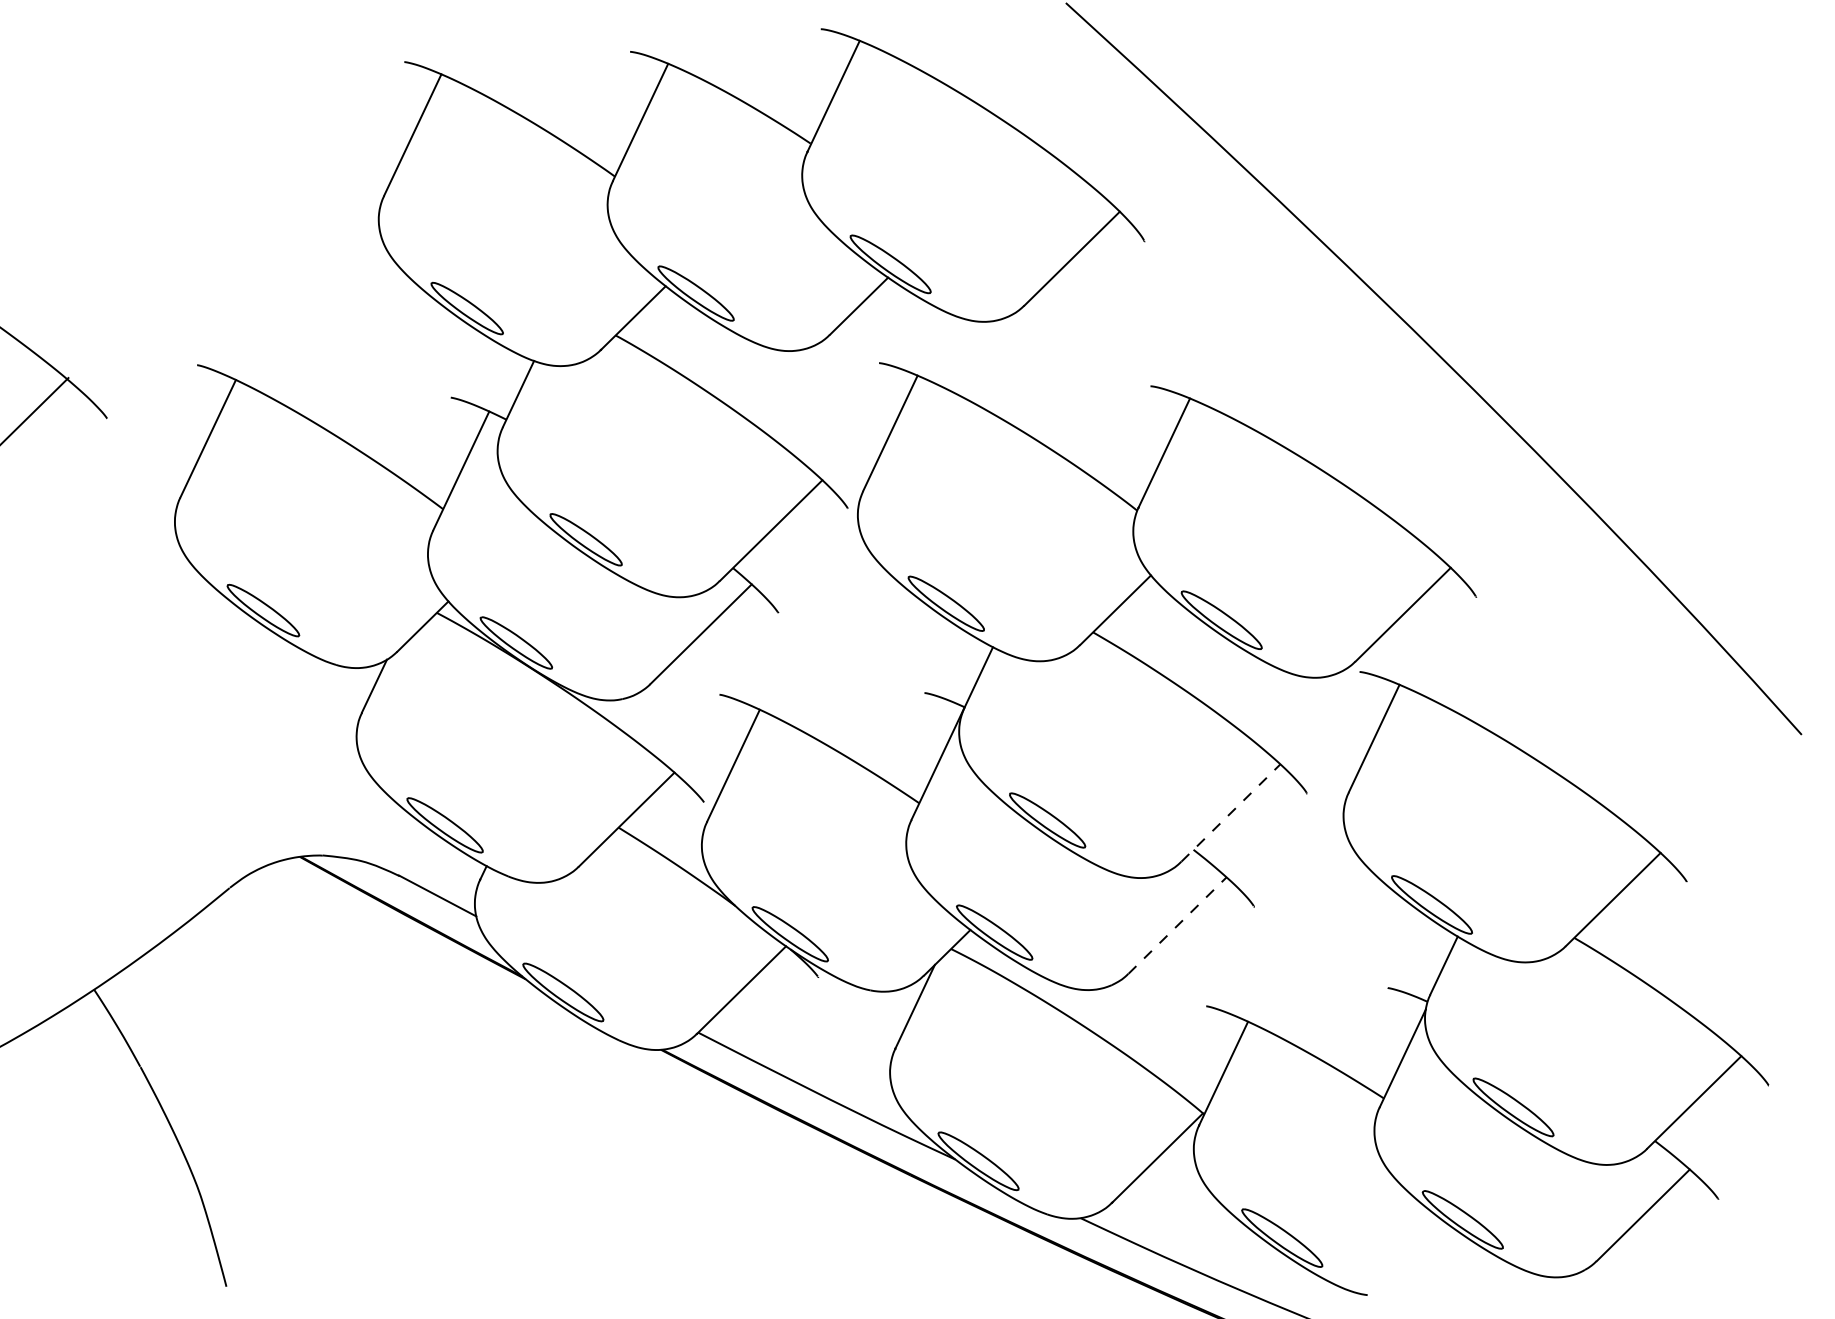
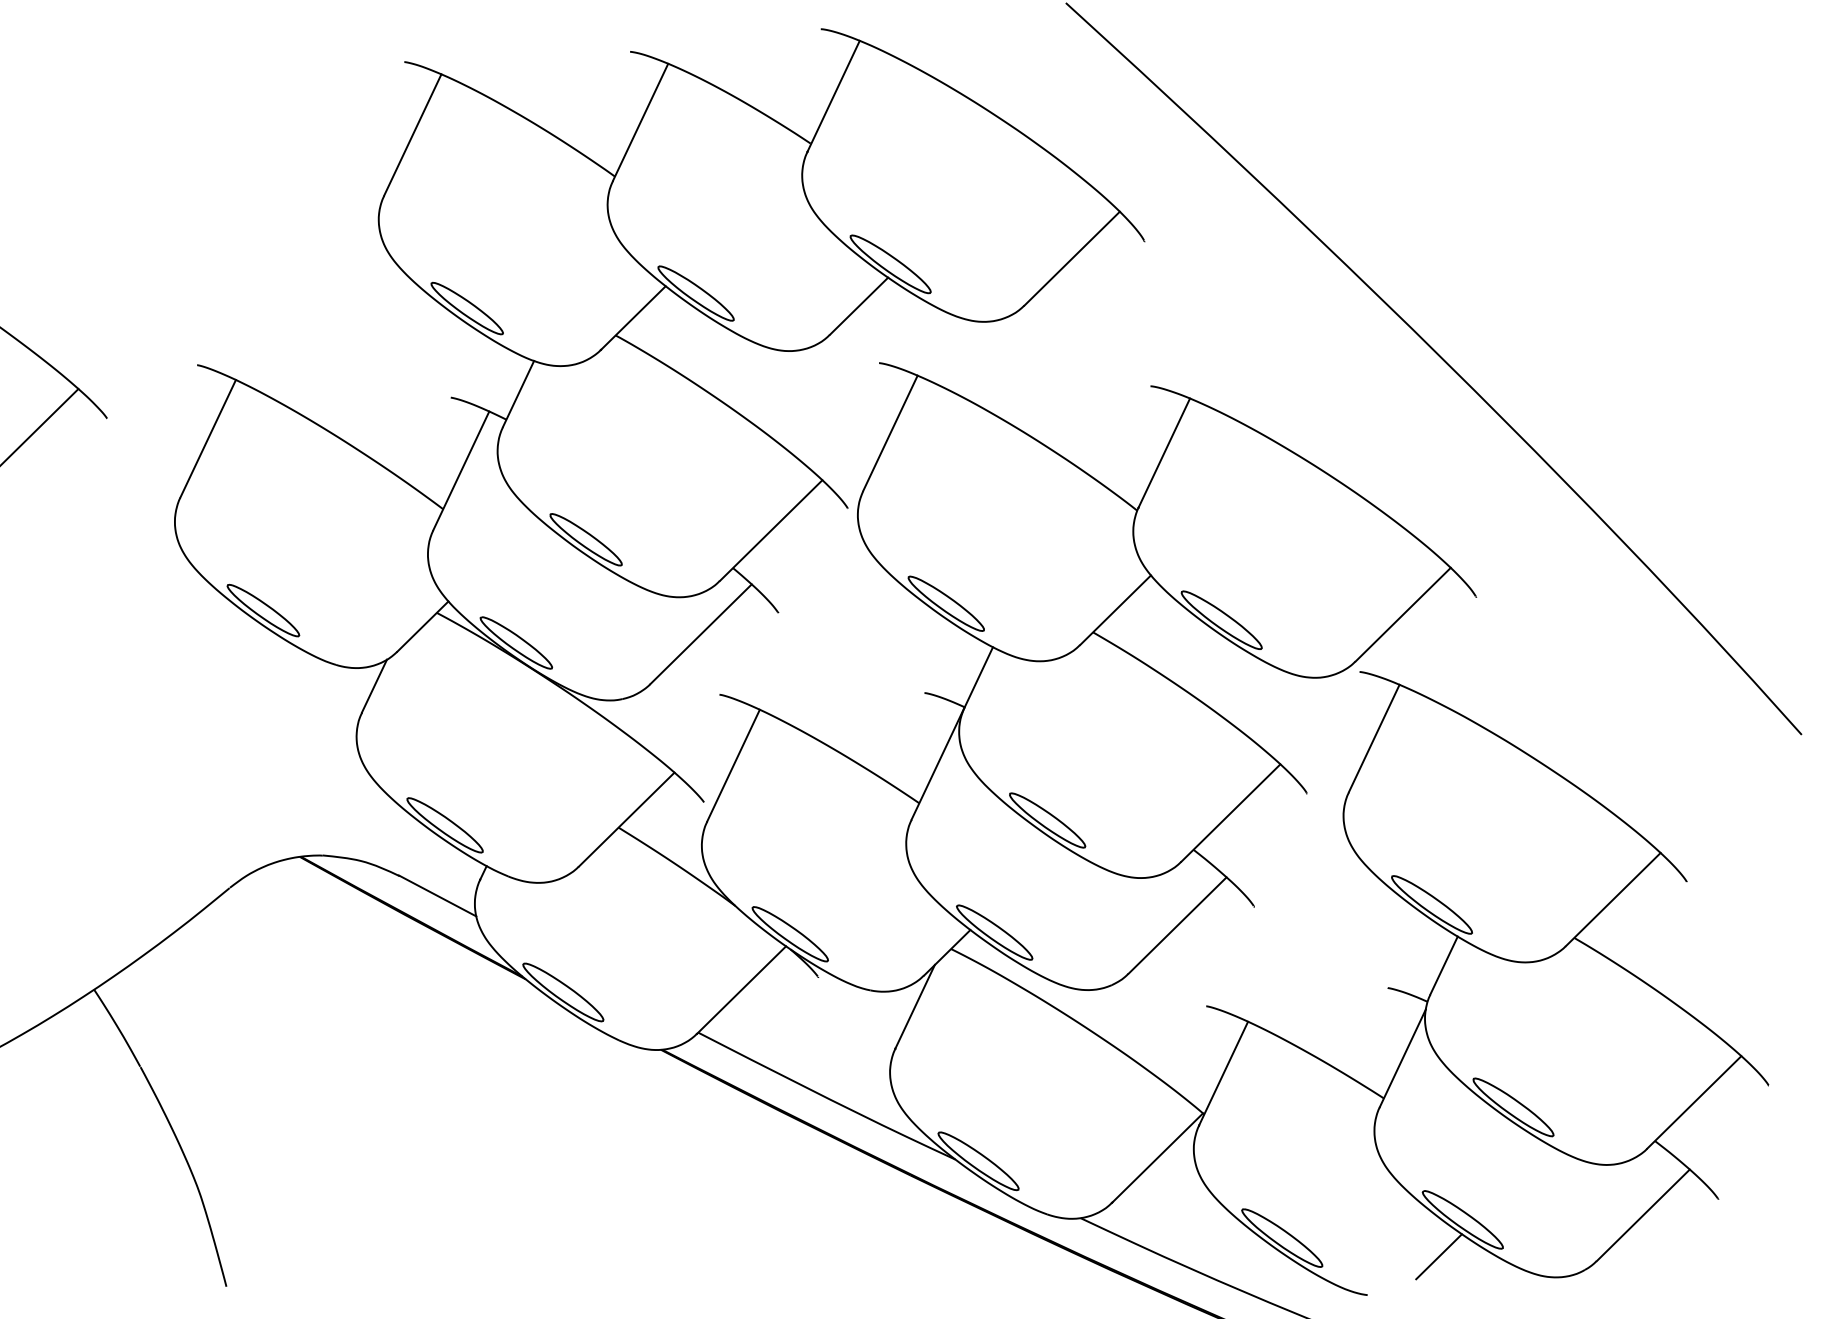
line position: (35, 410) -> (40, 426) (40, 426)
line: dashed -> solid (1231, 812)
line: dashed -> solid (1177, 925)
line: none -> present (1438, 1256)
